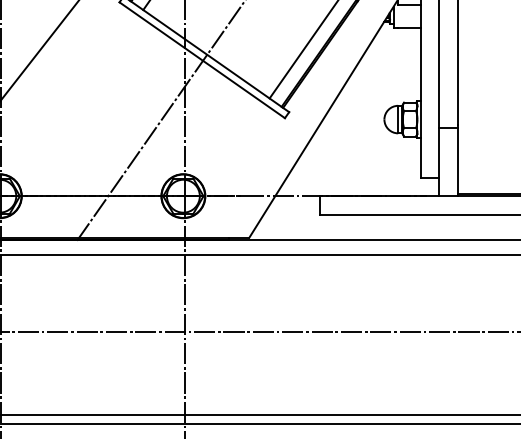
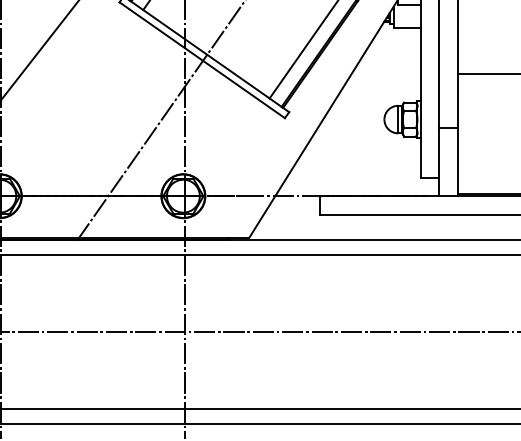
line: none -> present (487, 73)
line position: (259, 415) -> (259, 409) (259, 409)
